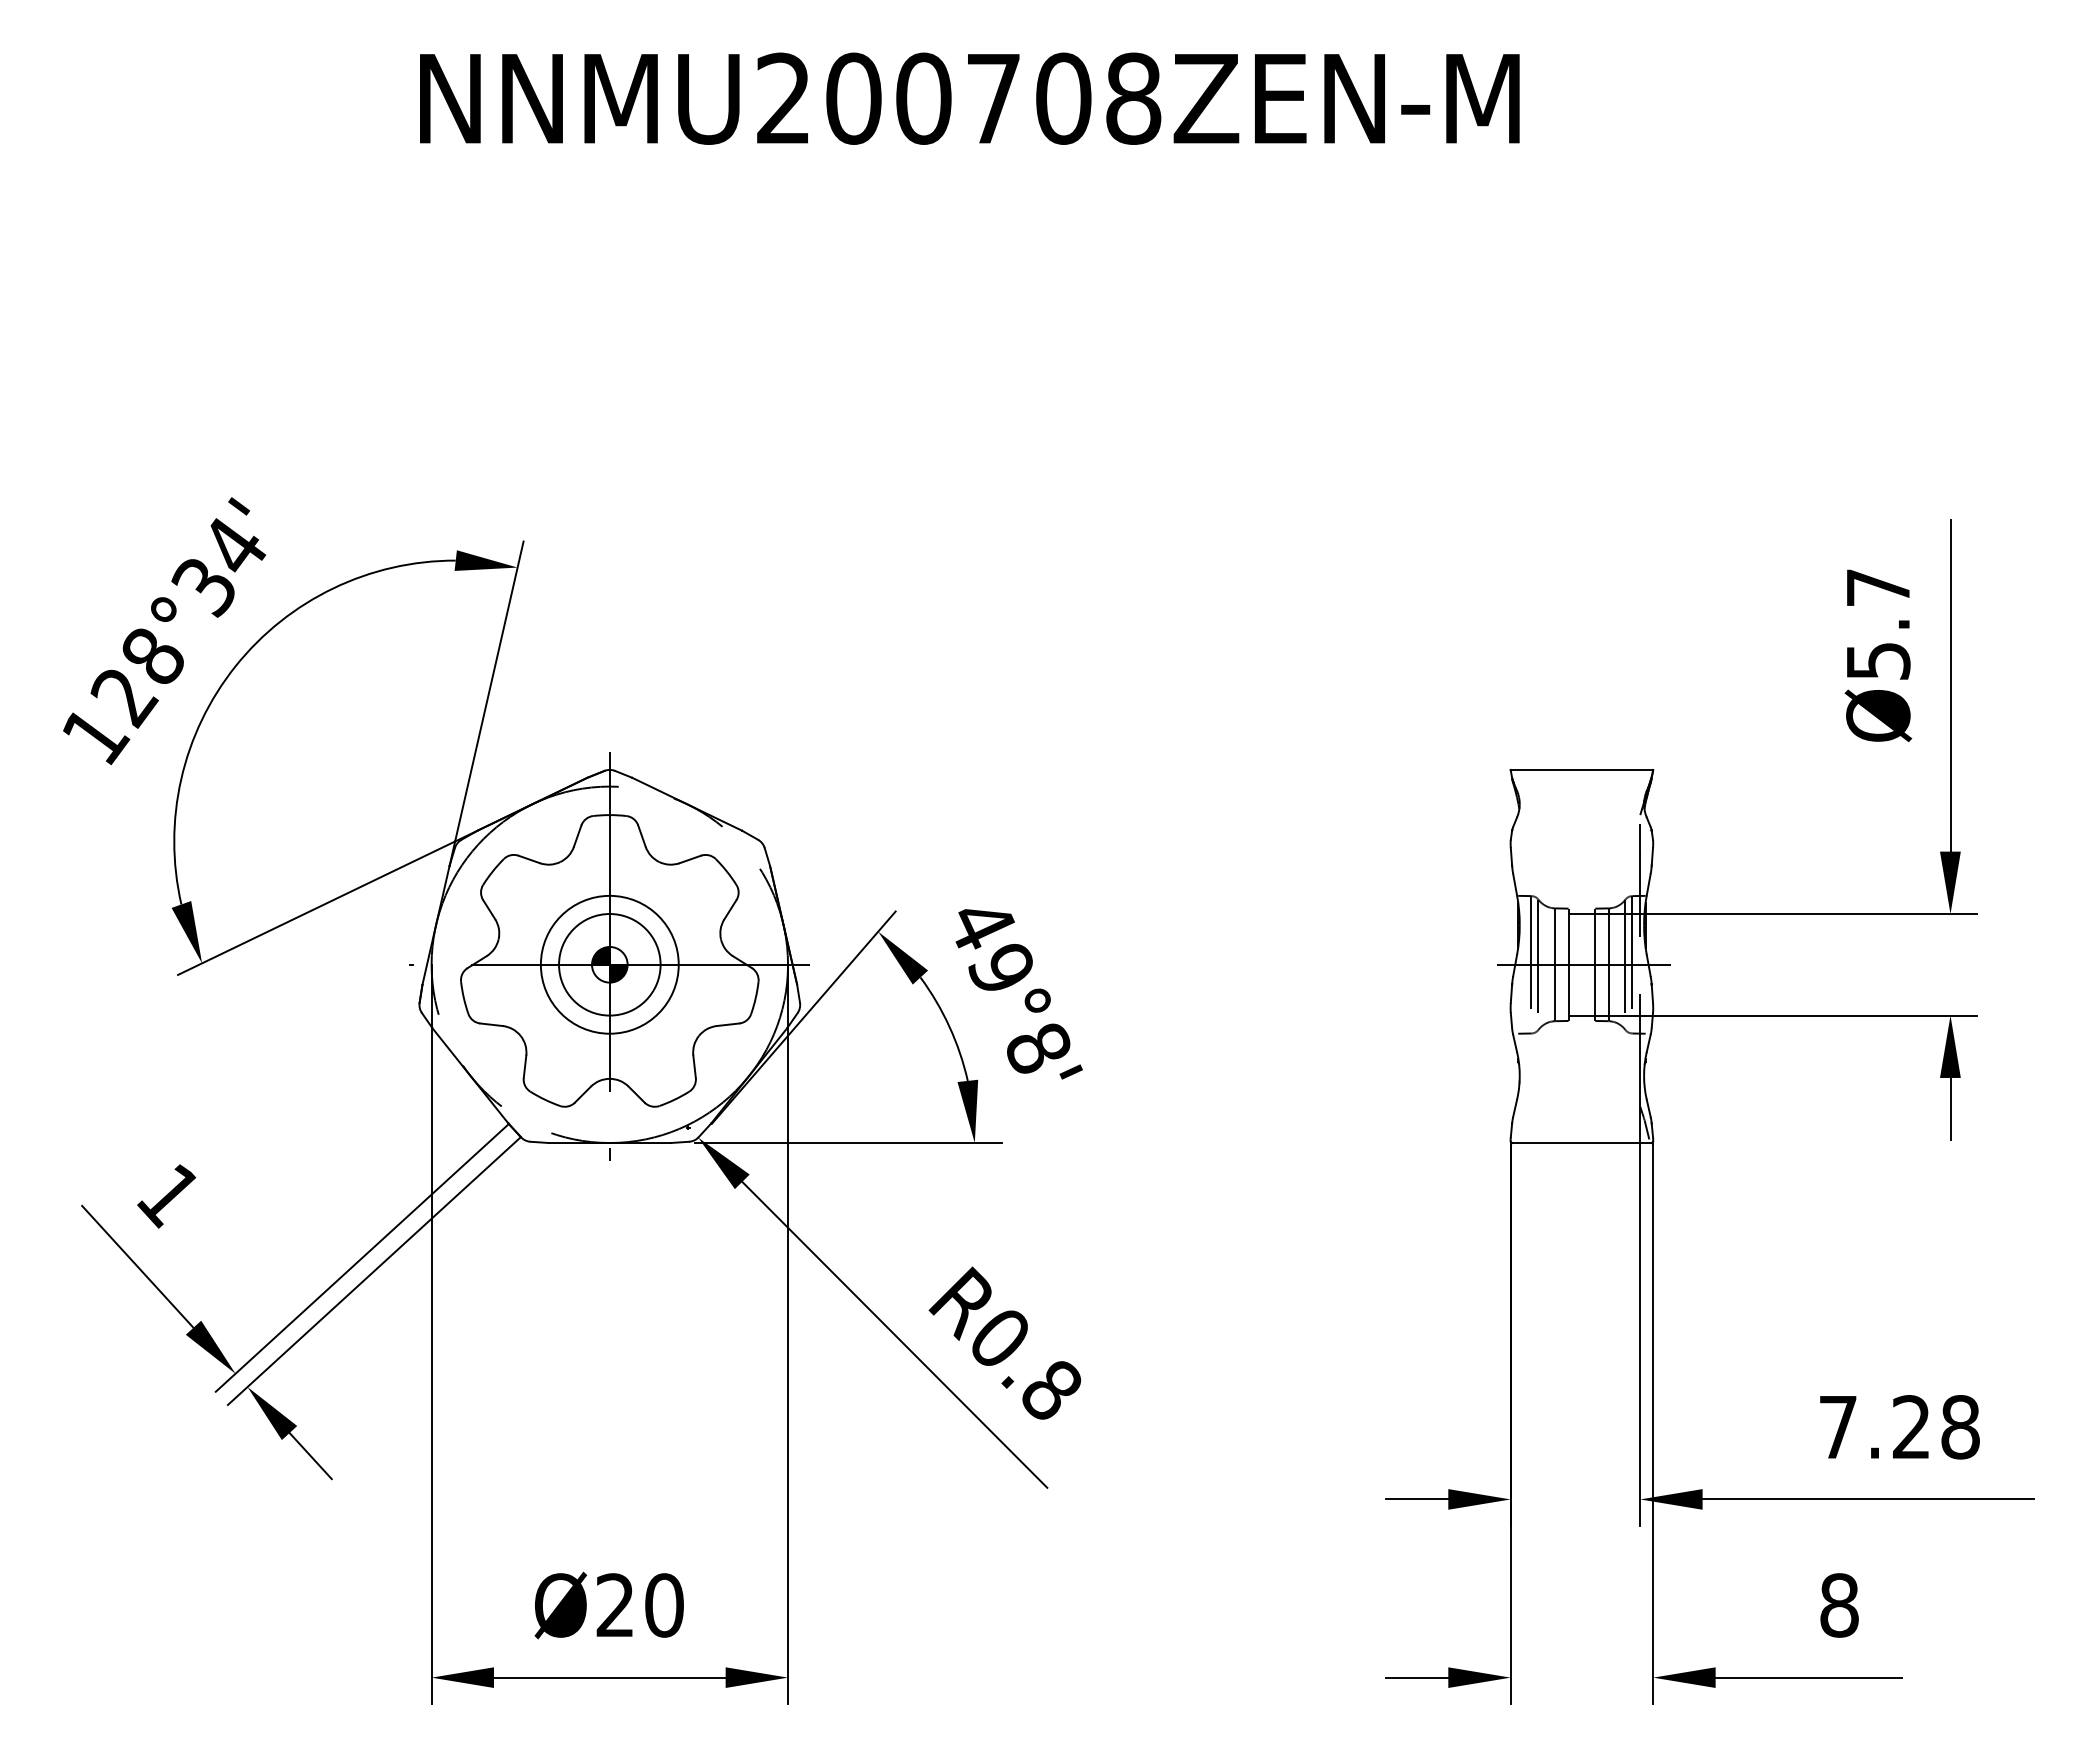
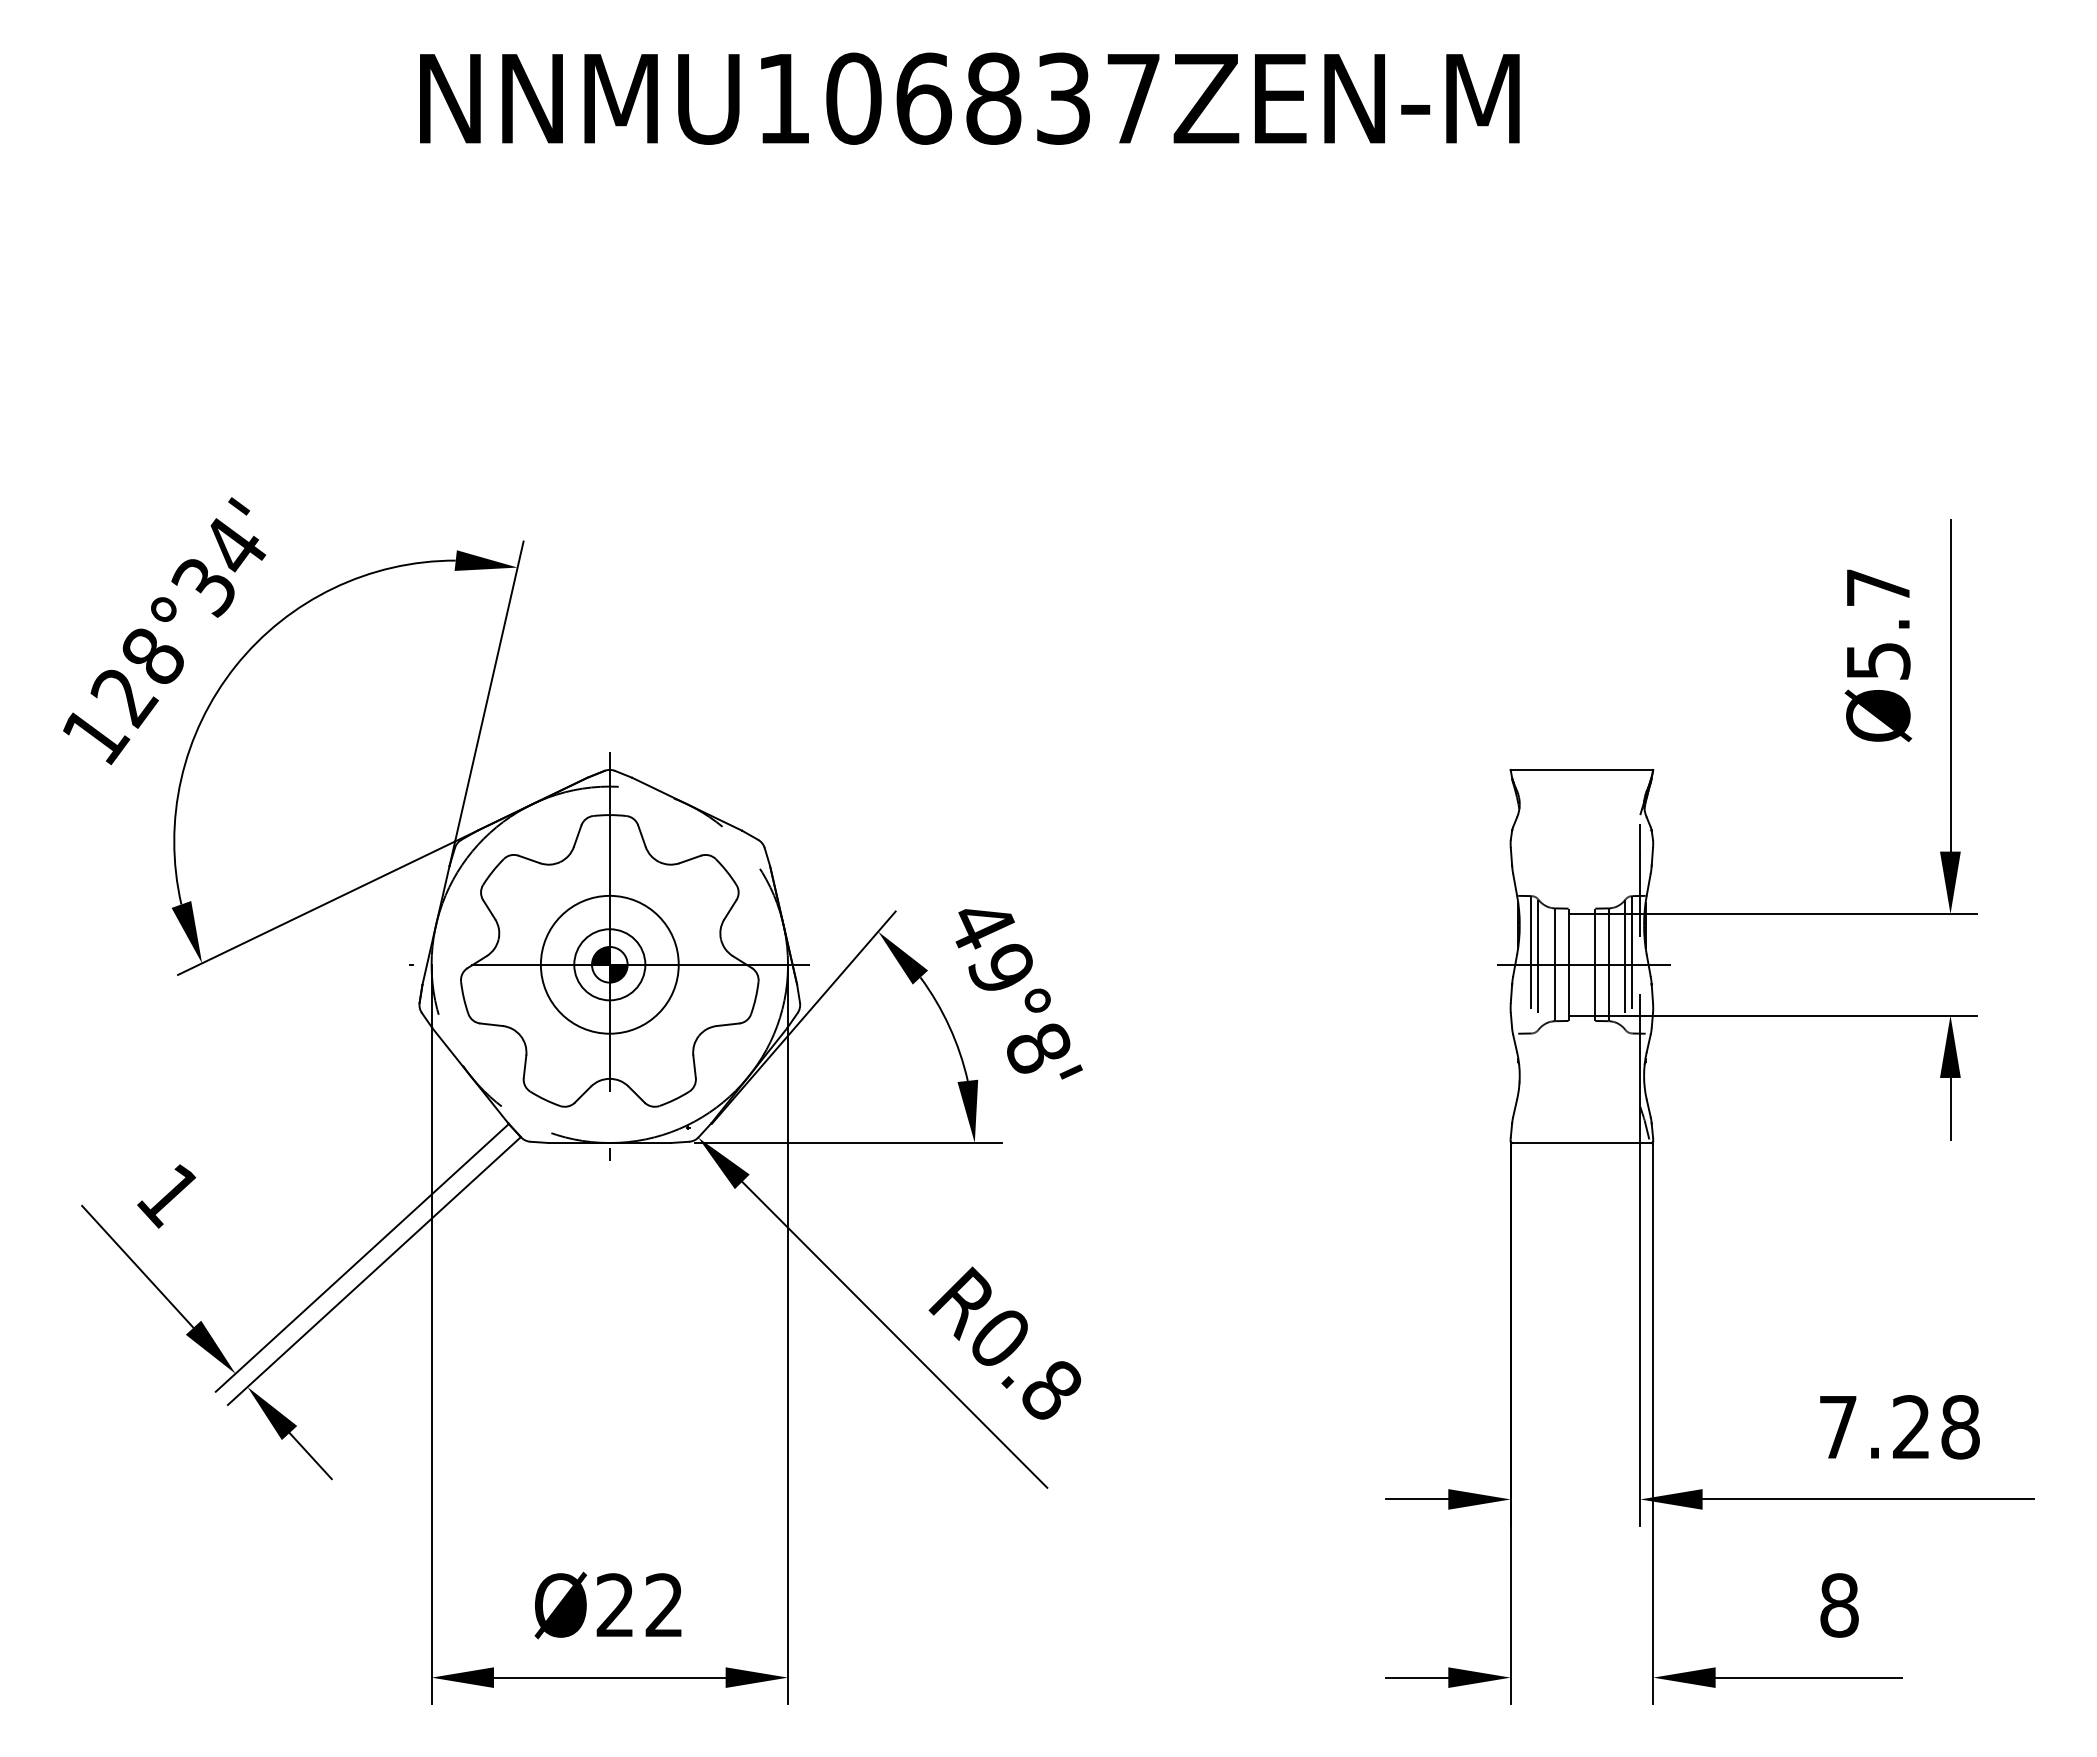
text: NNMU200708ZEN-M -> NNMU106837ZEN-M (959, 98)
circle diameter: 102 px -> 71 px (609, 964)
text: Ø20 -> Ø22 (664, 1605)
